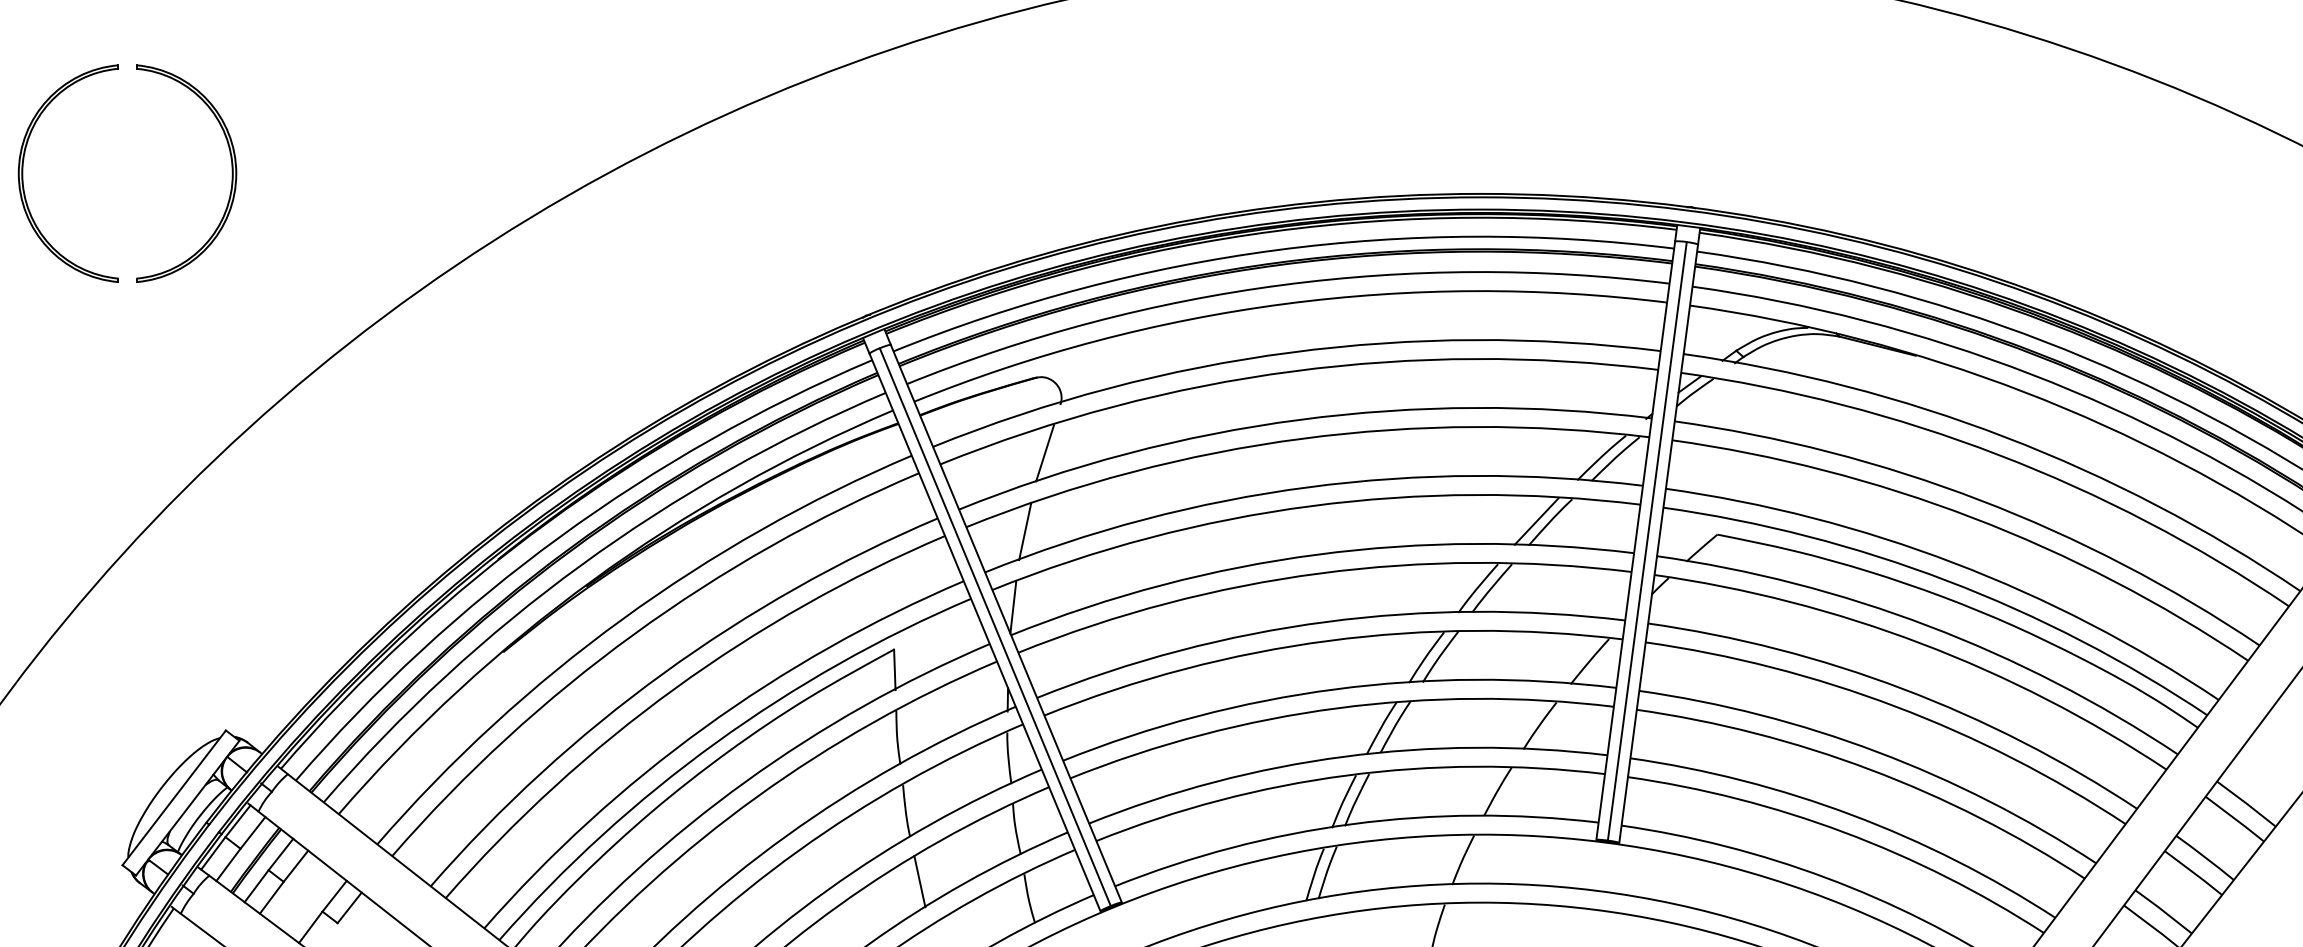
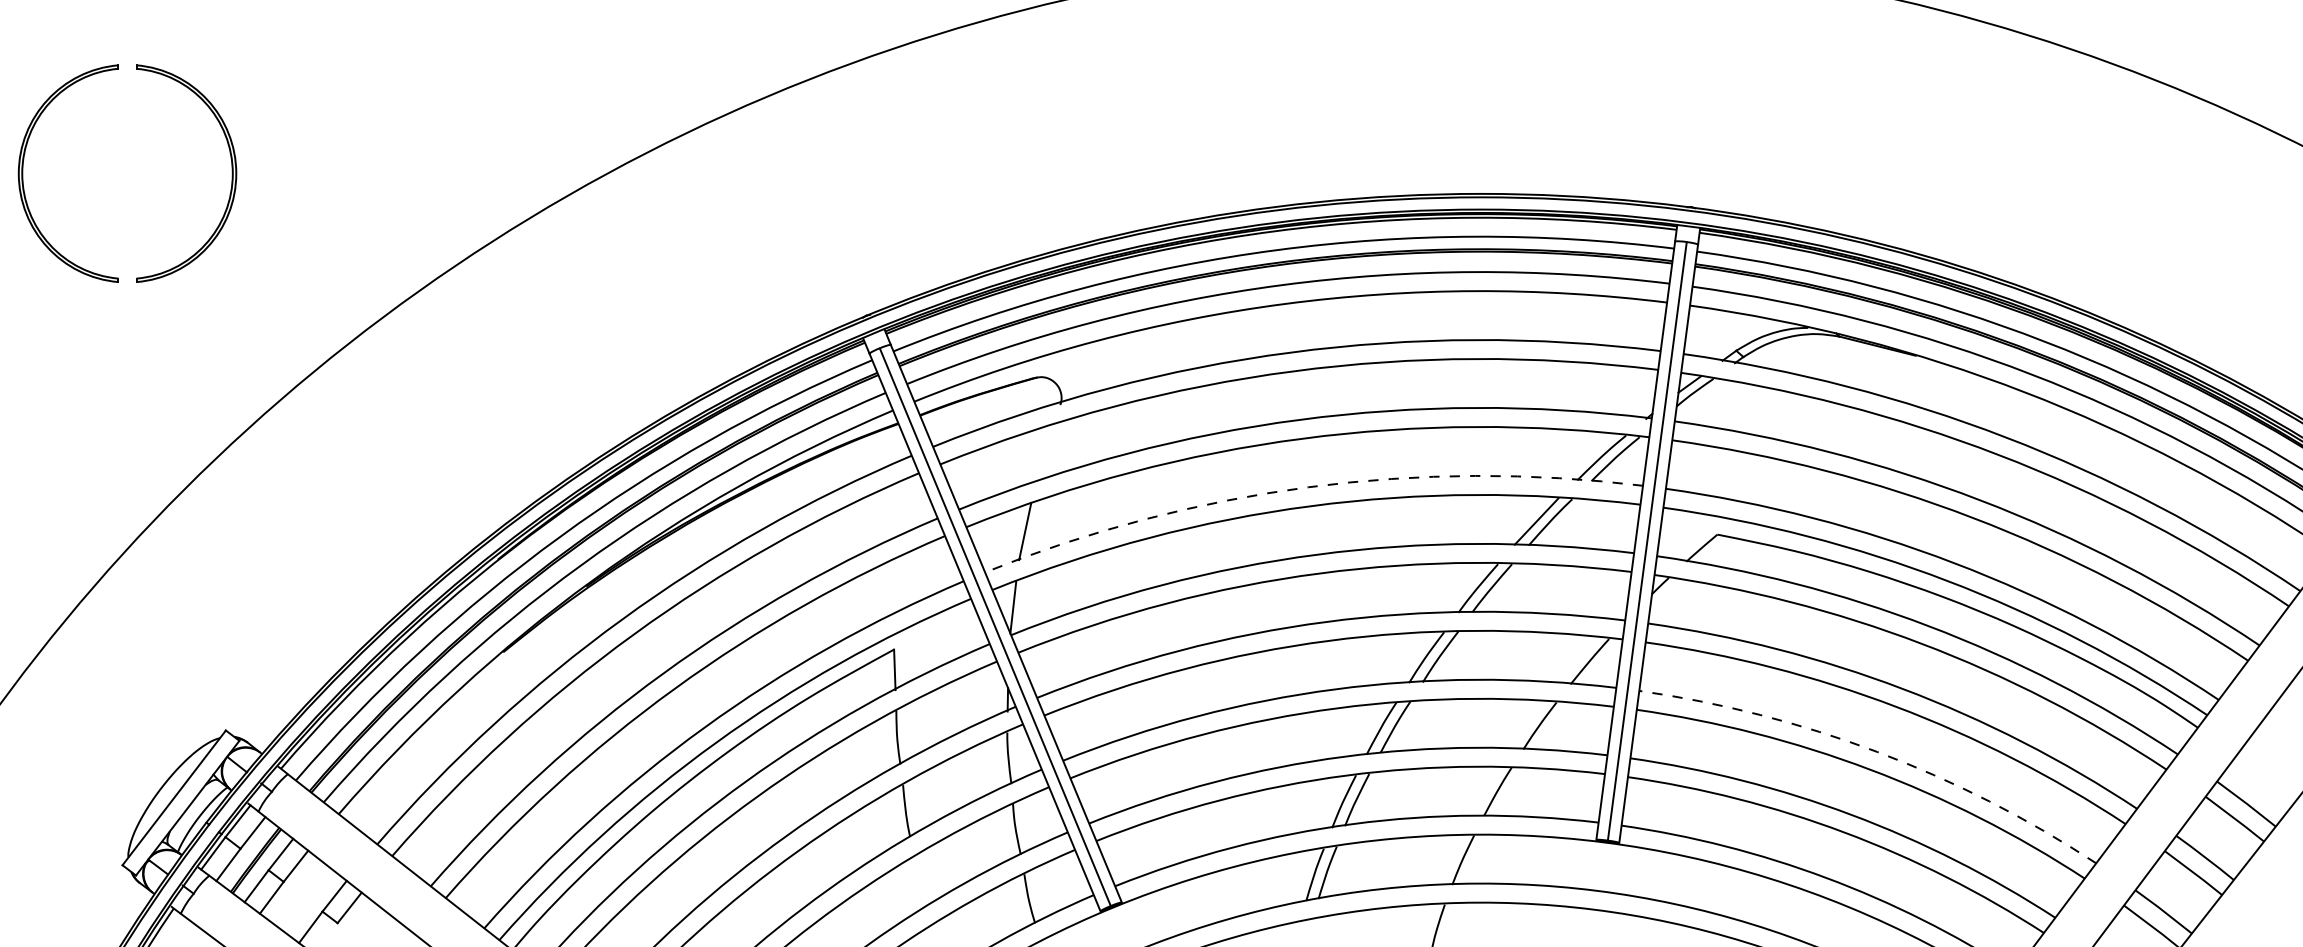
line: present -> none (1045, 453)
arc: solid -> dashed (1308, 487)
arc: solid -> dashed (1877, 751)
line: present -> none (919, 881)
